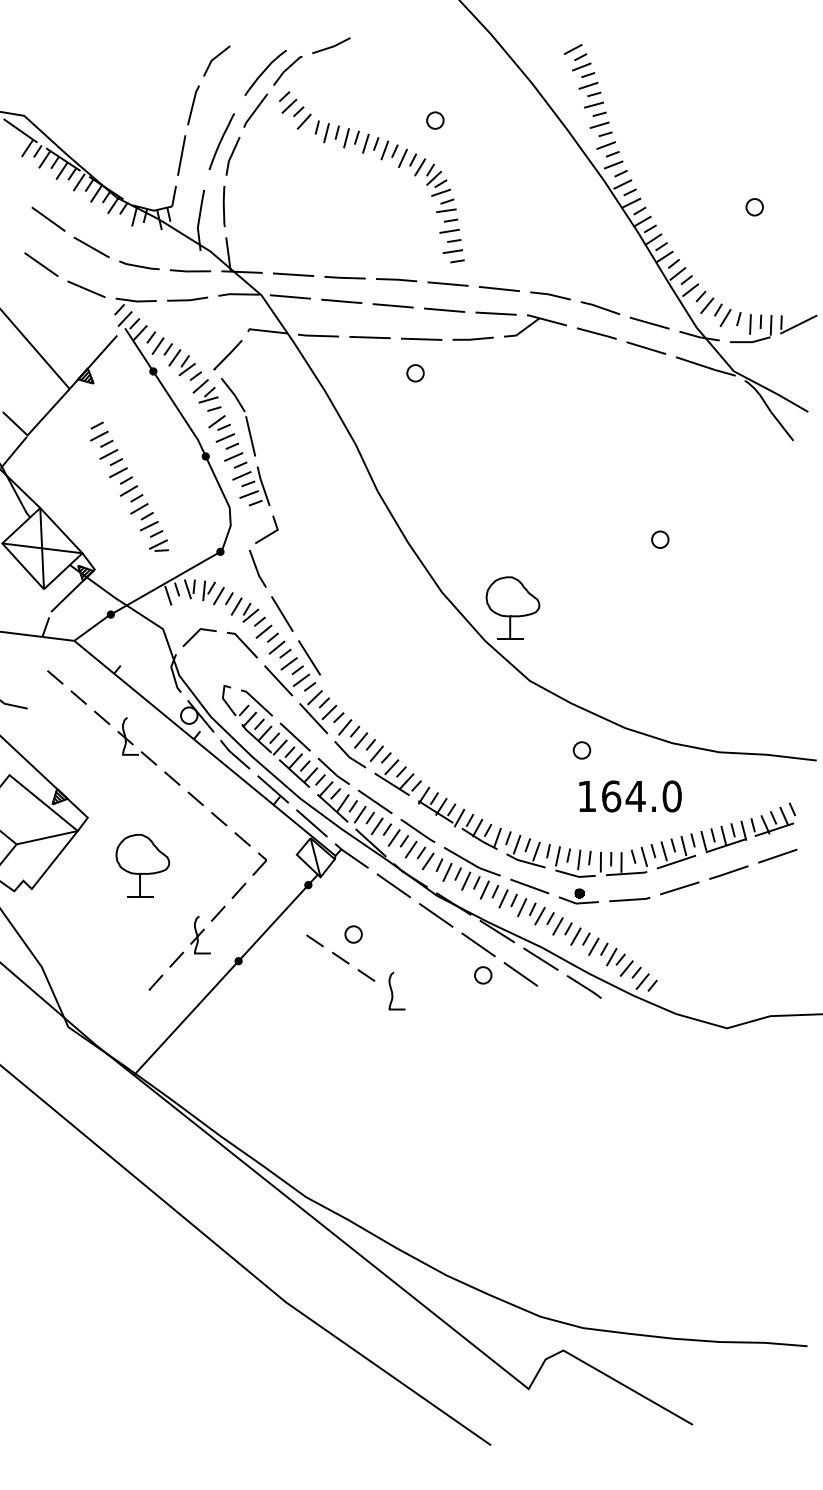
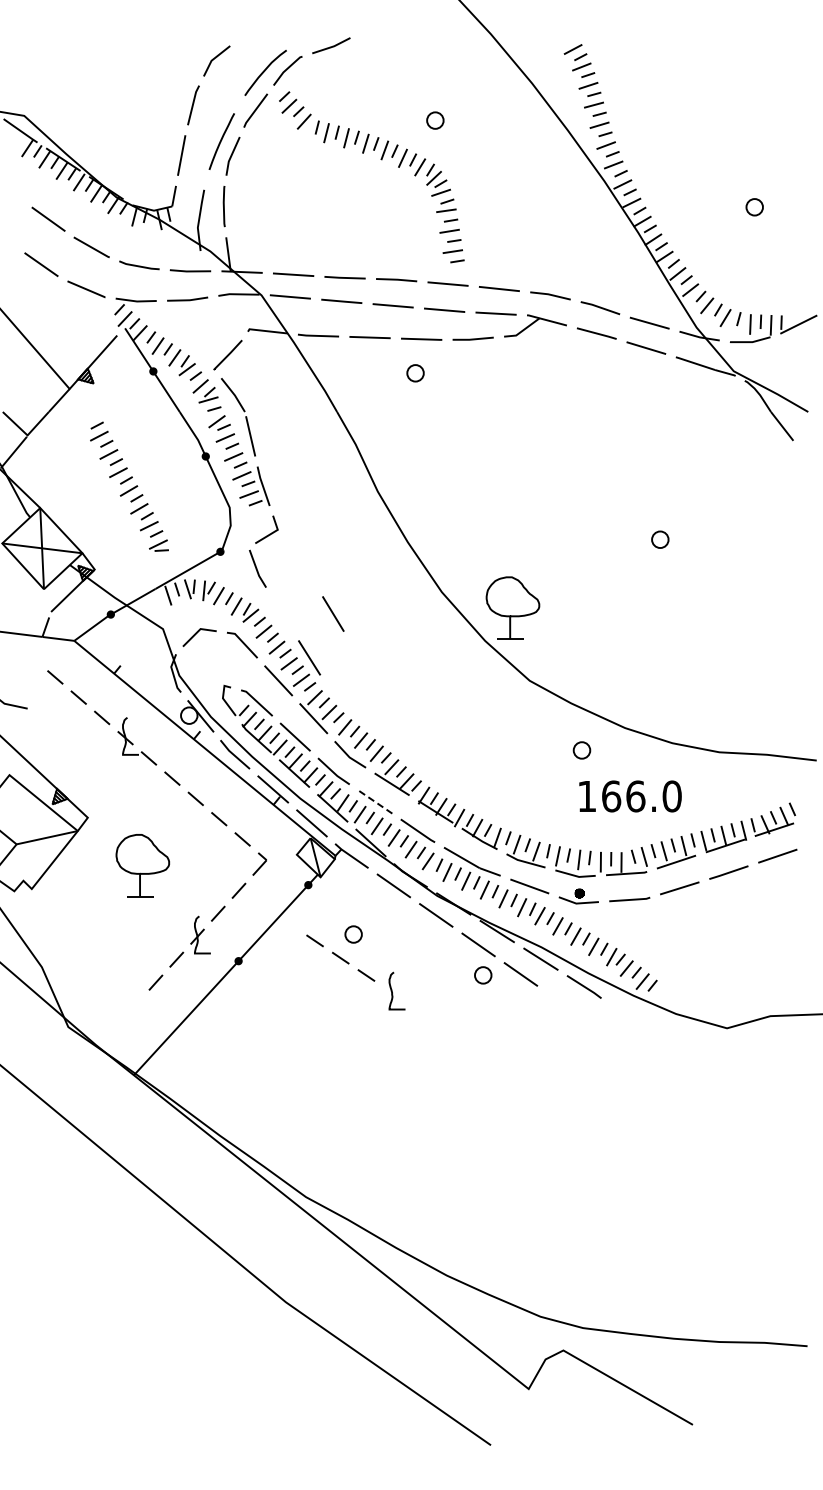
line position: (282, 613) -> (333, 613) (333, 613)
text: 164.0 -> 166.0 (635, 796)
line: solid -> dashed (375, 801)
